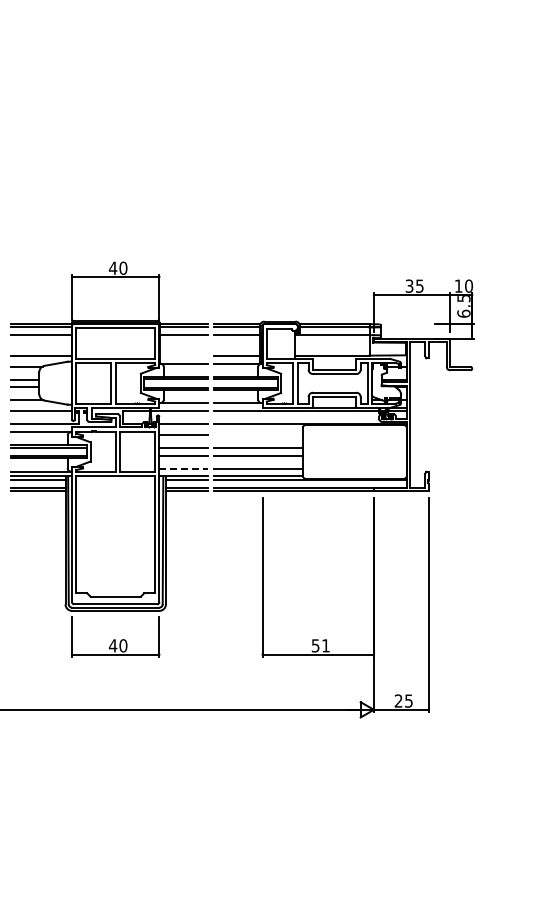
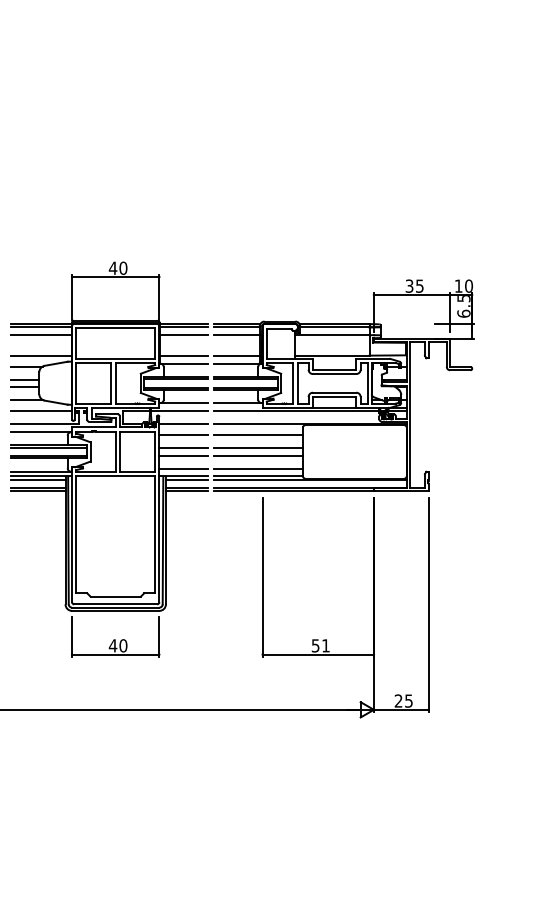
line: none -> present (183, 355)
line: none -> present (258, 435)
line: dashed -> solid (184, 468)
